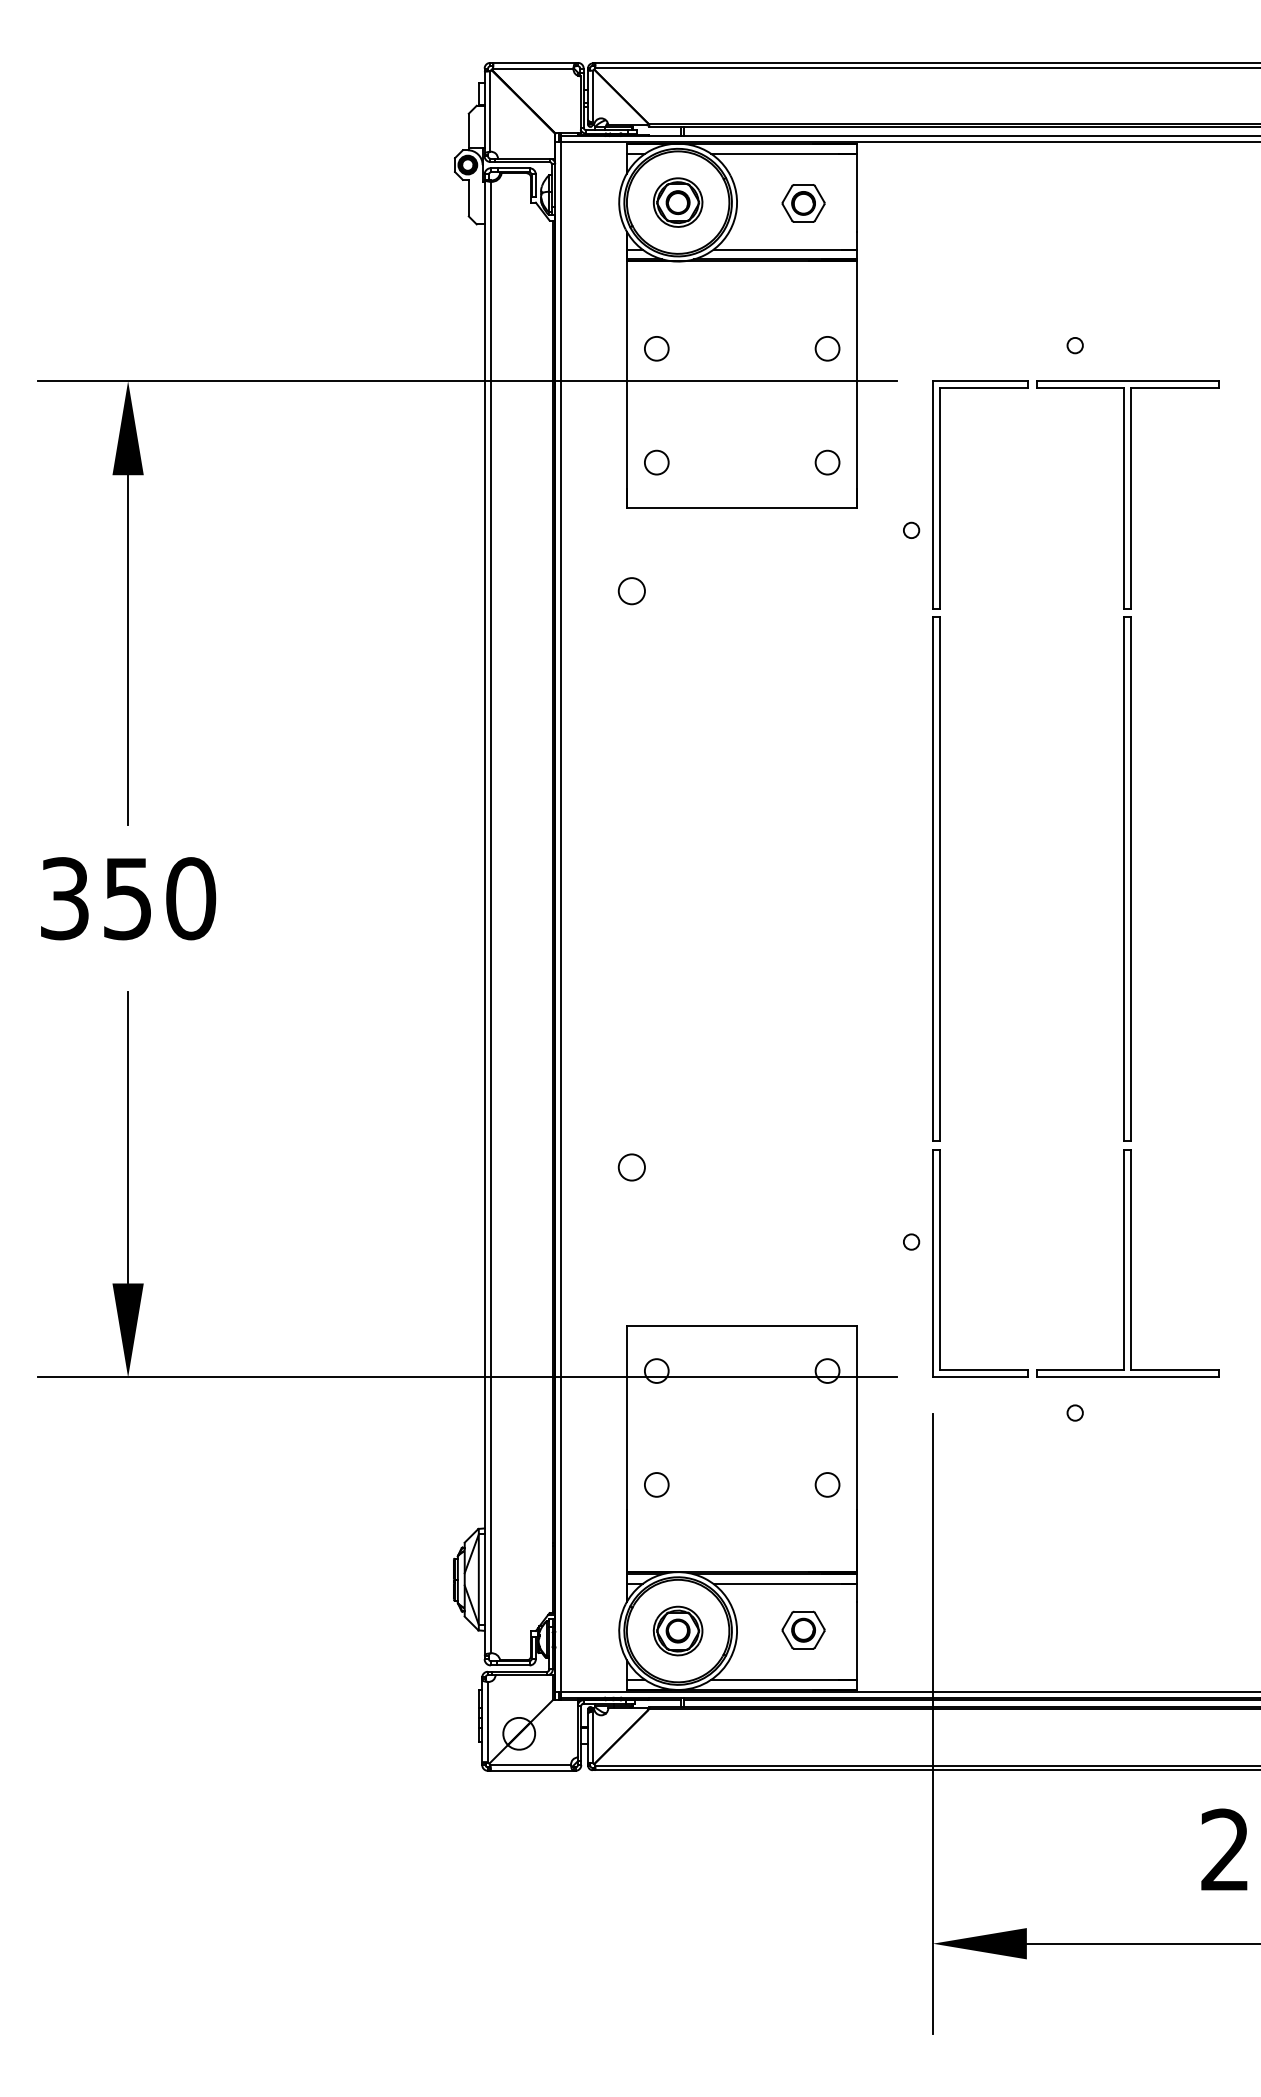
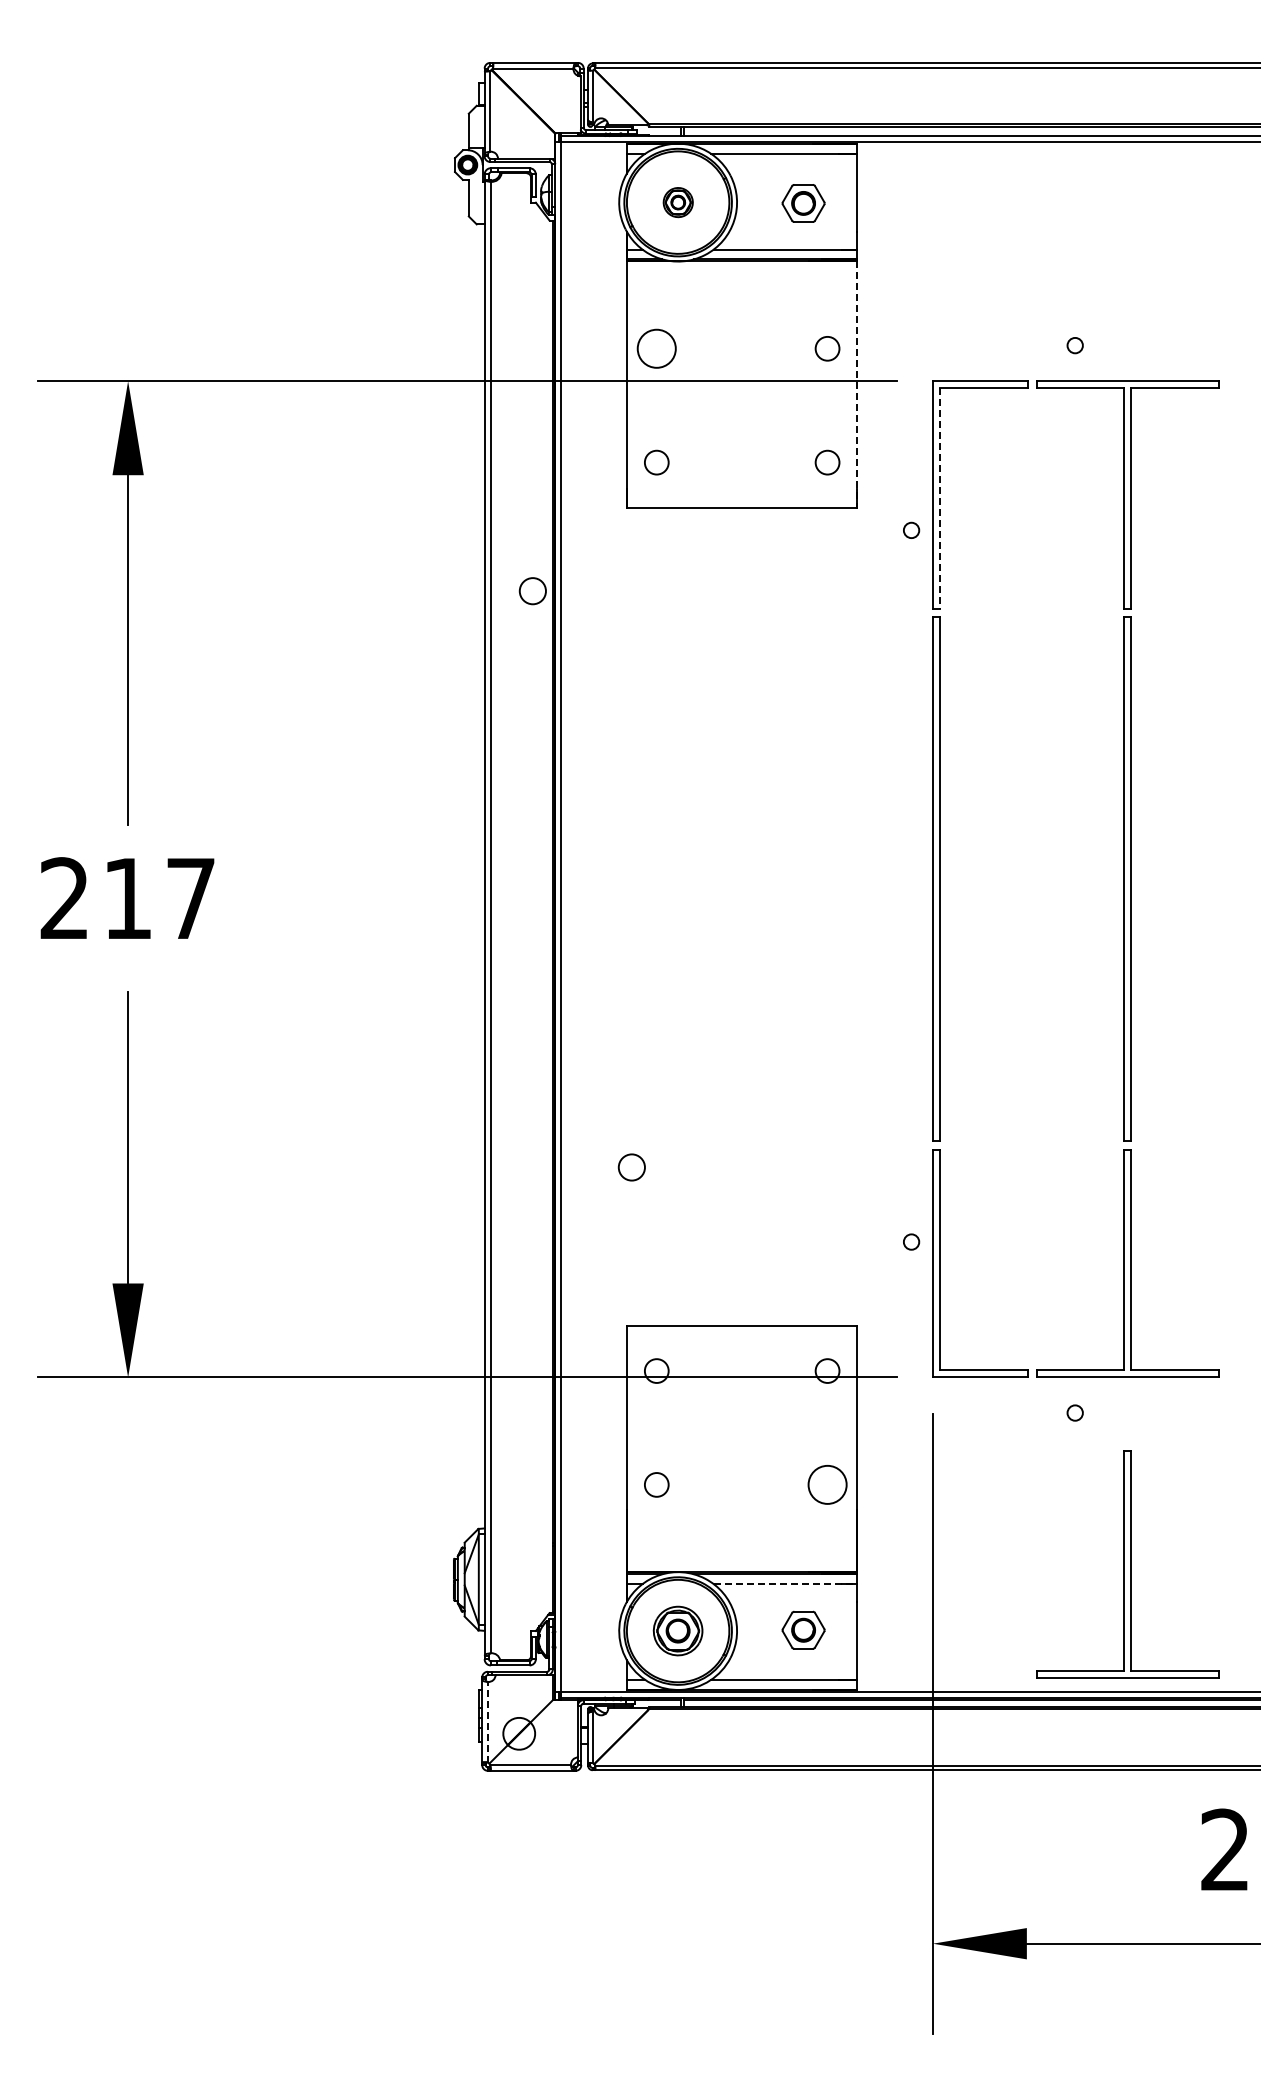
part size: 51x51 px -> 32x32 px (677, 202)
circle diameter: 24 px -> 38 px (656, 348)
line: solid -> dashed (857, 385)
line: solid -> dashed (940, 499)
circle position: (631, 591) -> (532, 591) (532, 591)
text: 350 -> 217 (128, 898)
circle size: 27x26 px -> 41x40 px (827, 1484)
part: none -> present (1127, 1564)
line: solid -> dashed (785, 1584)
line: solid -> dashed (487, 1721)
